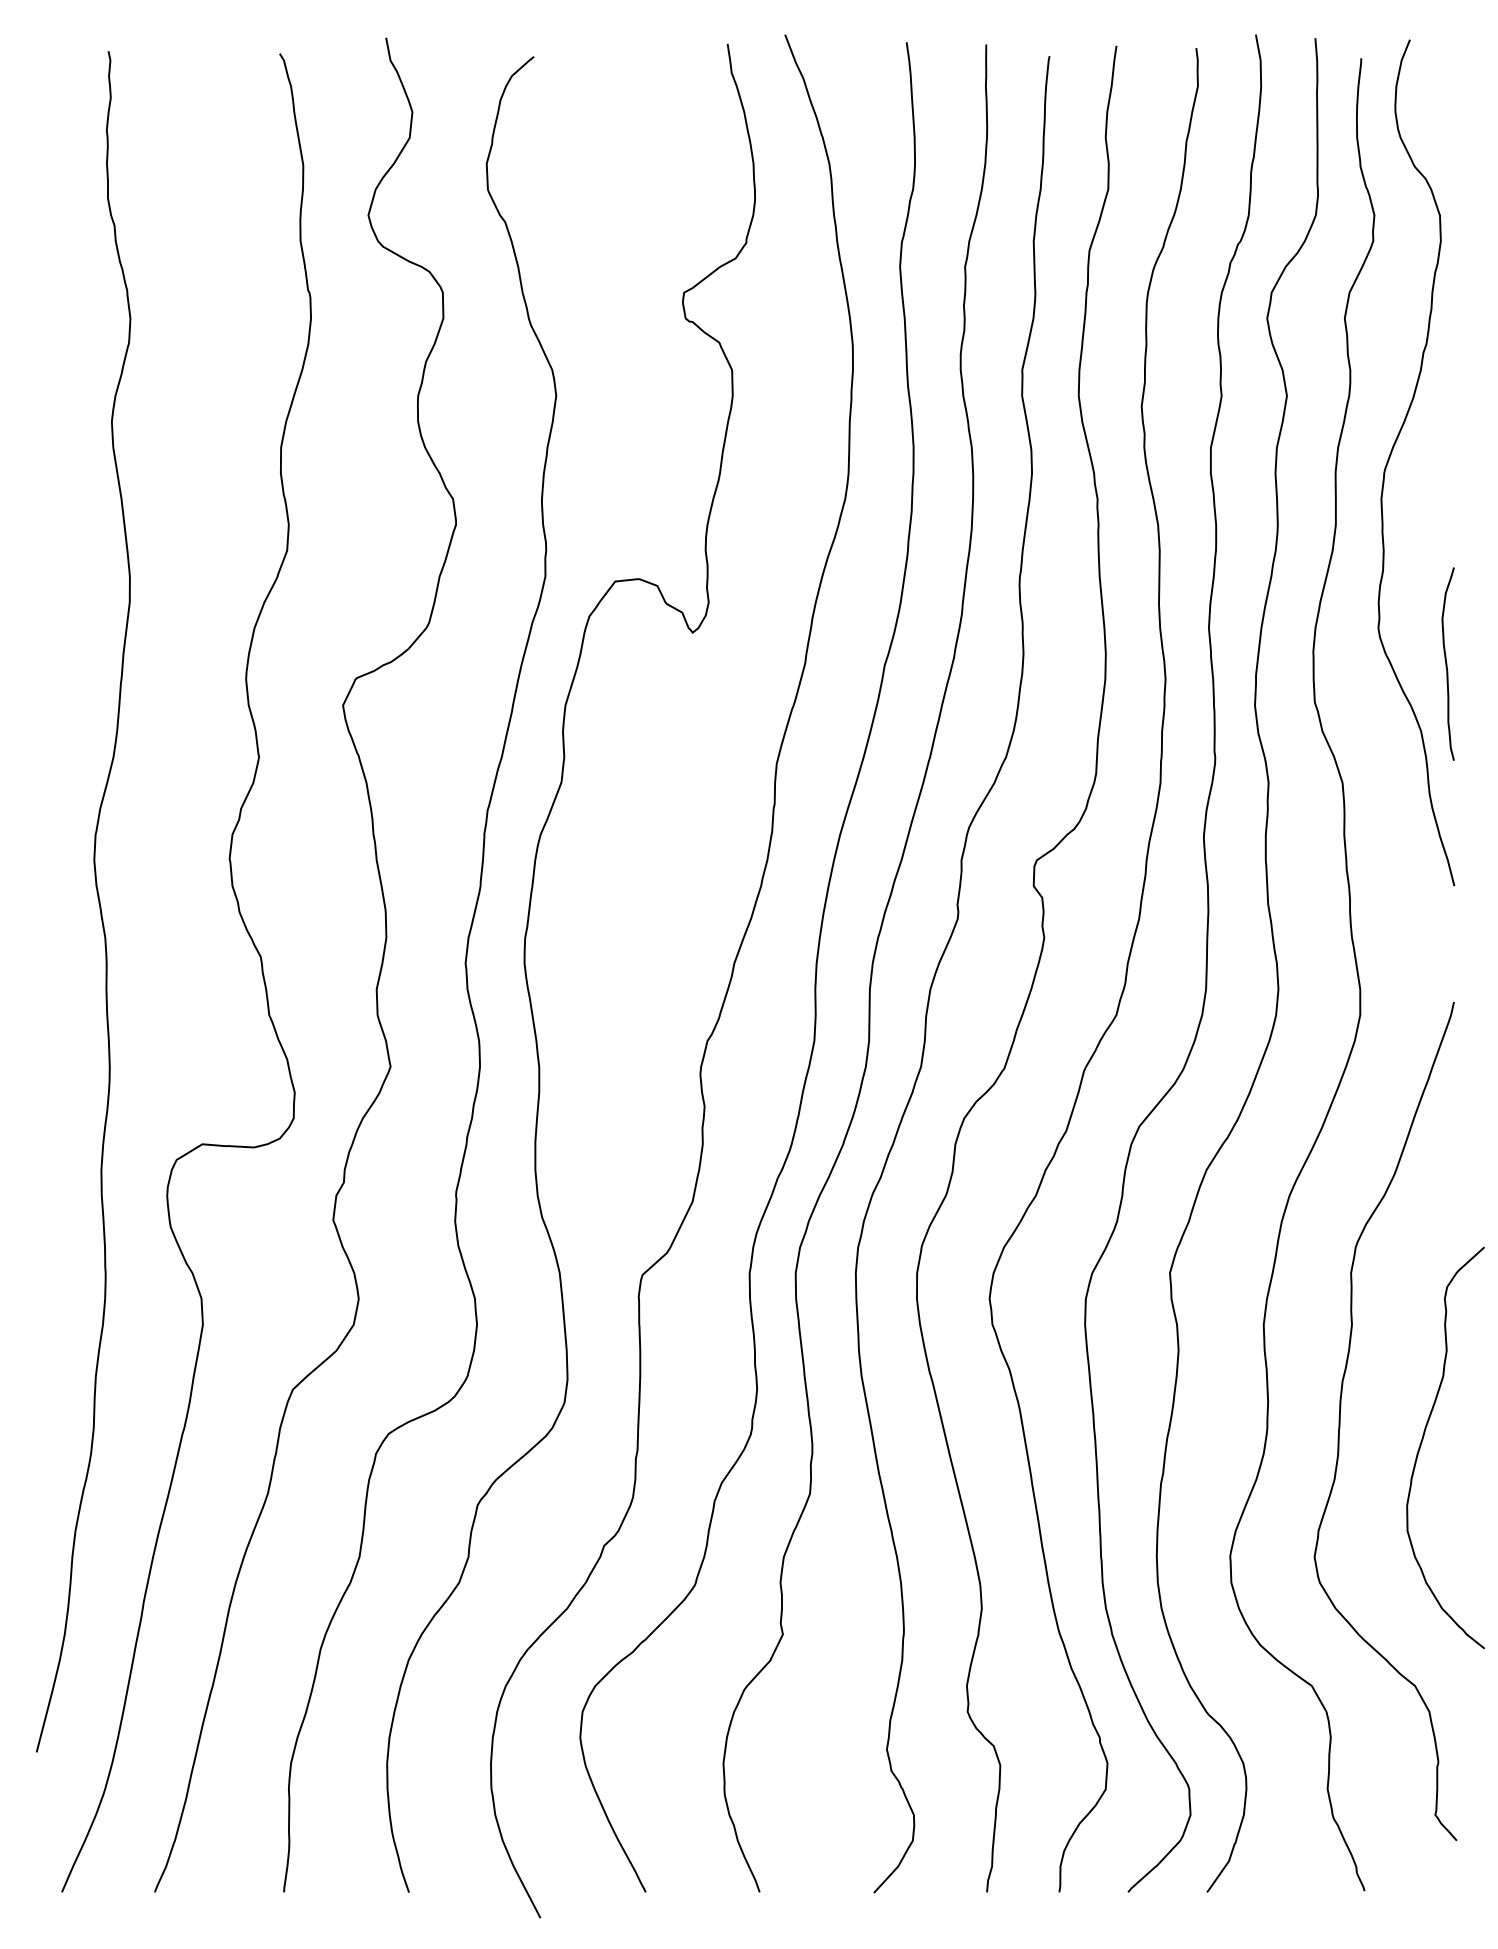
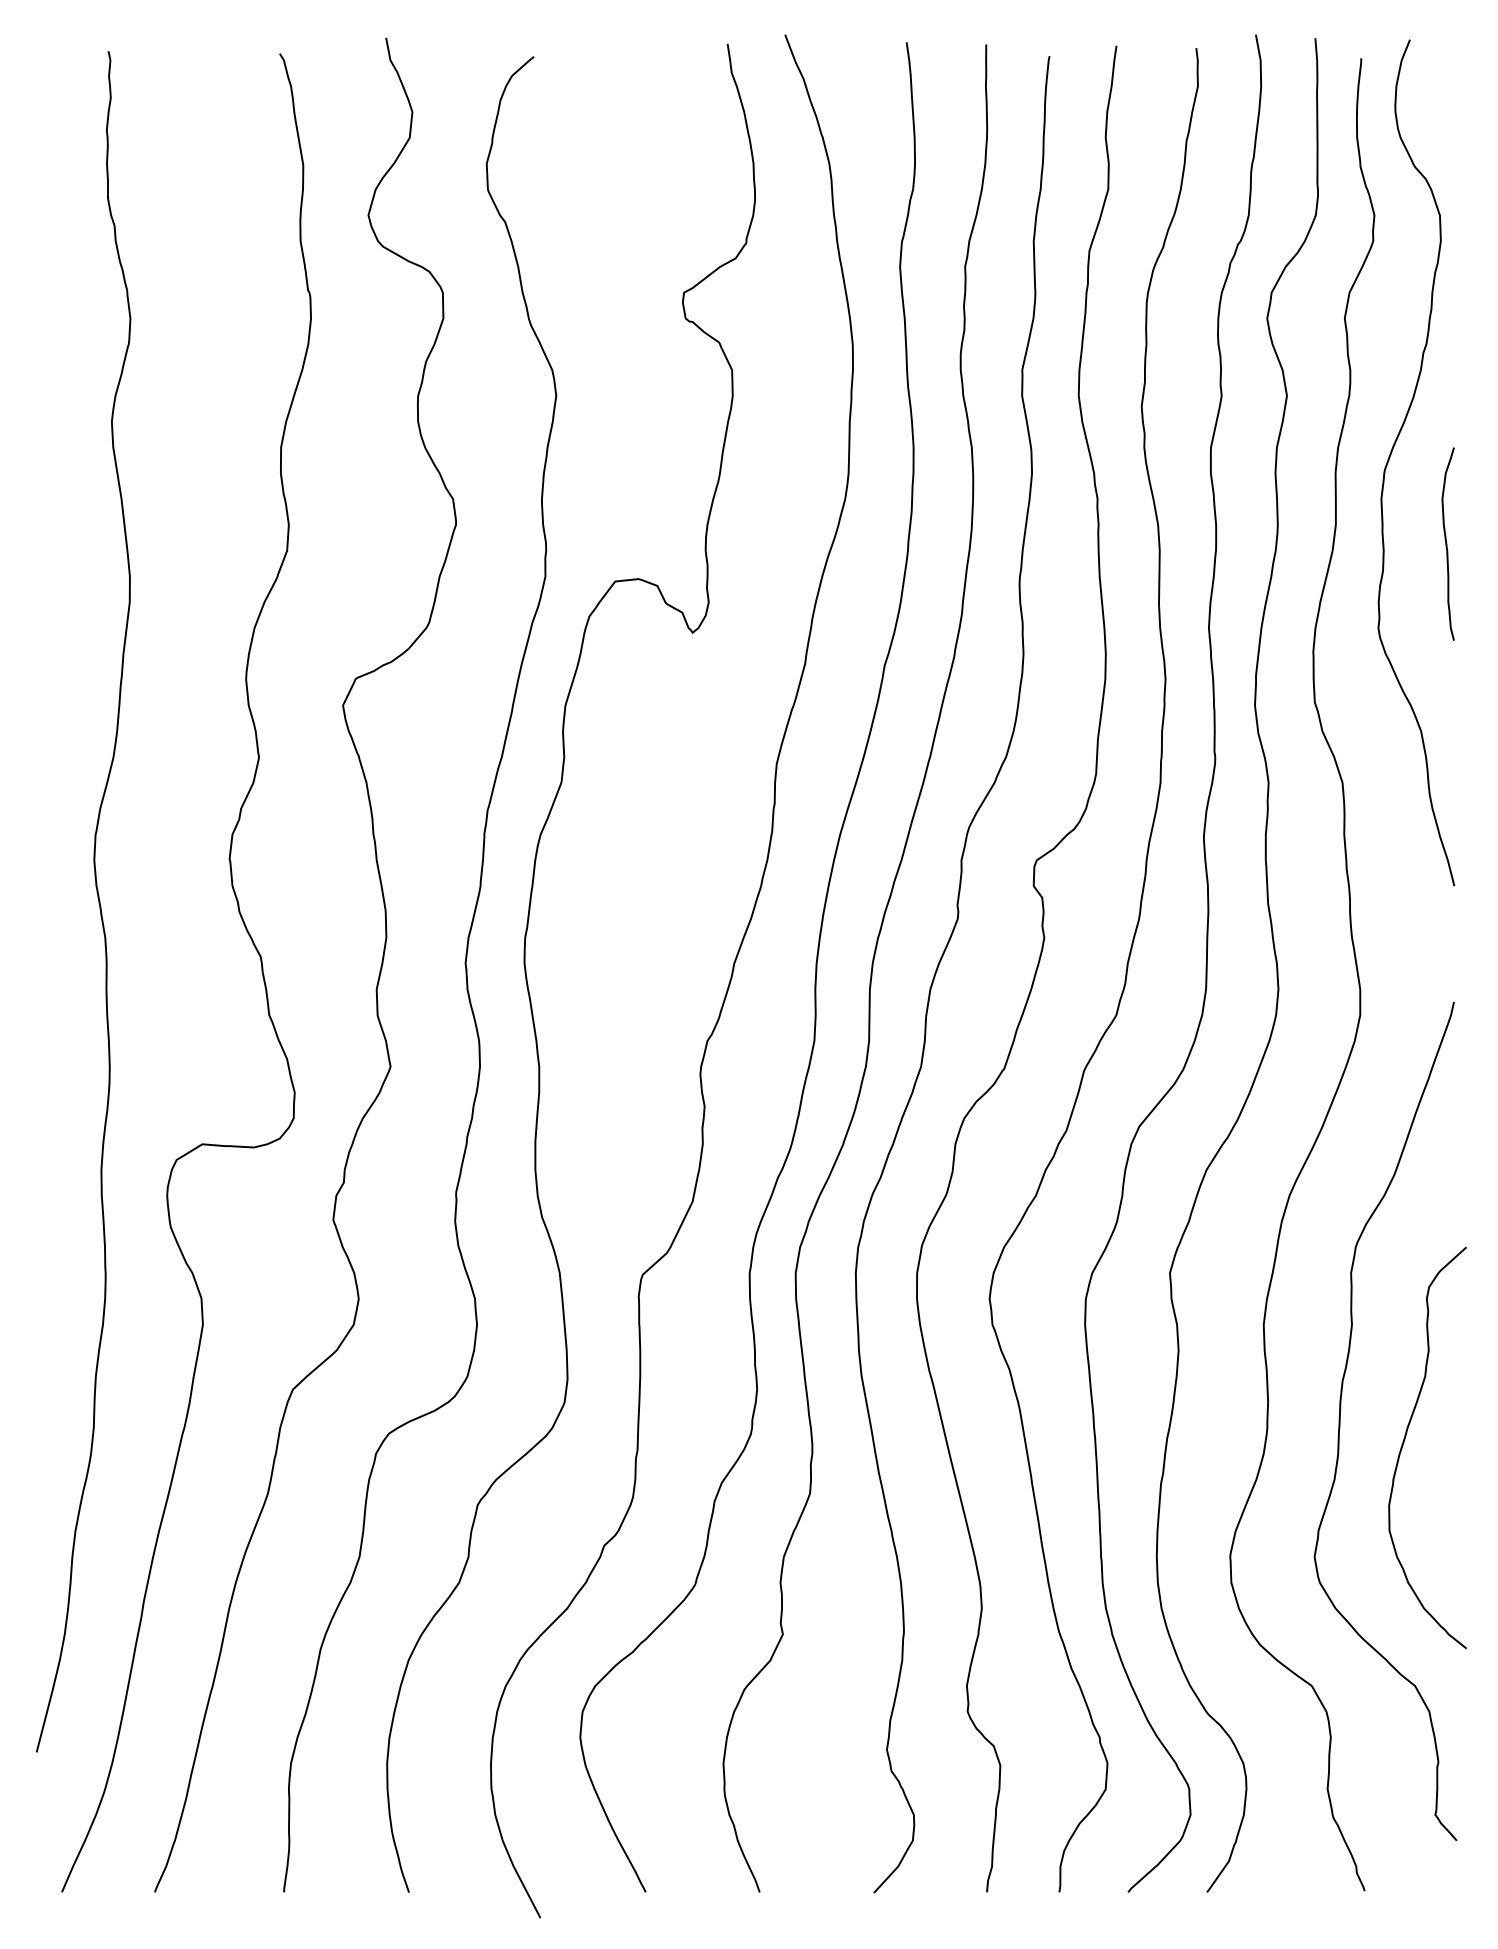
curve position: (1447, 663) -> (1447, 543) (1447, 543)
curve position: (1423, 1439) -> (1405, 1439) (1405, 1439)
